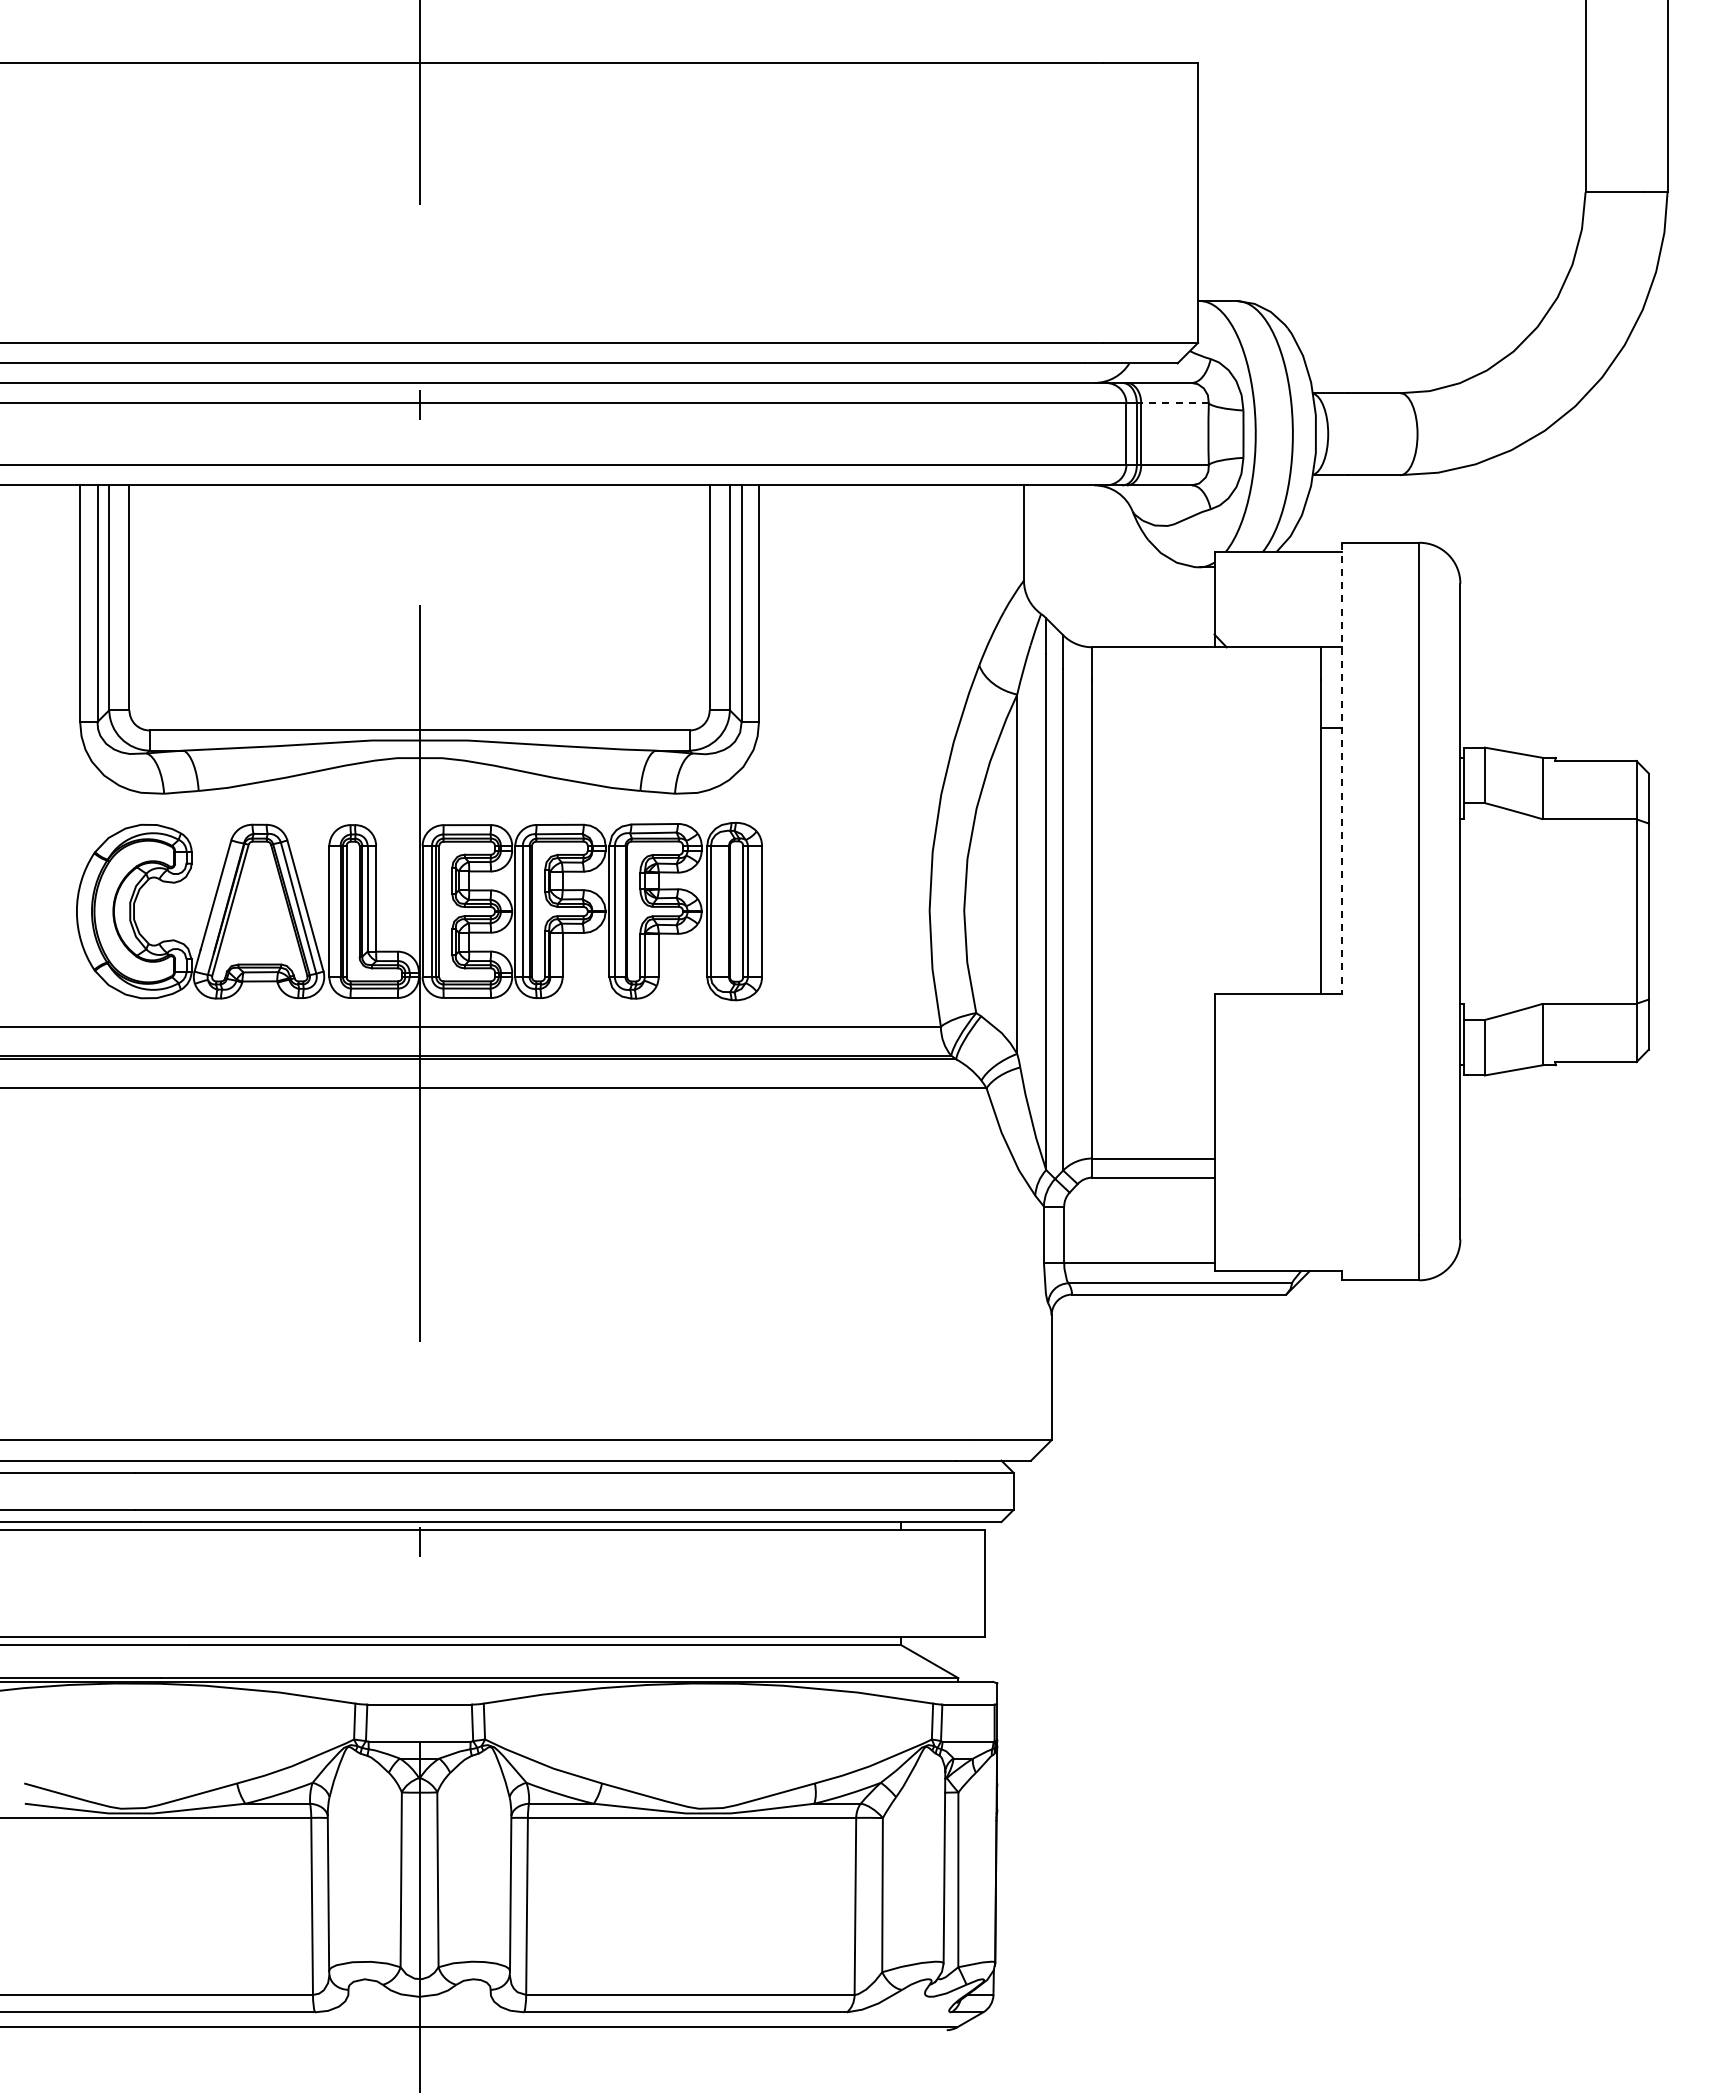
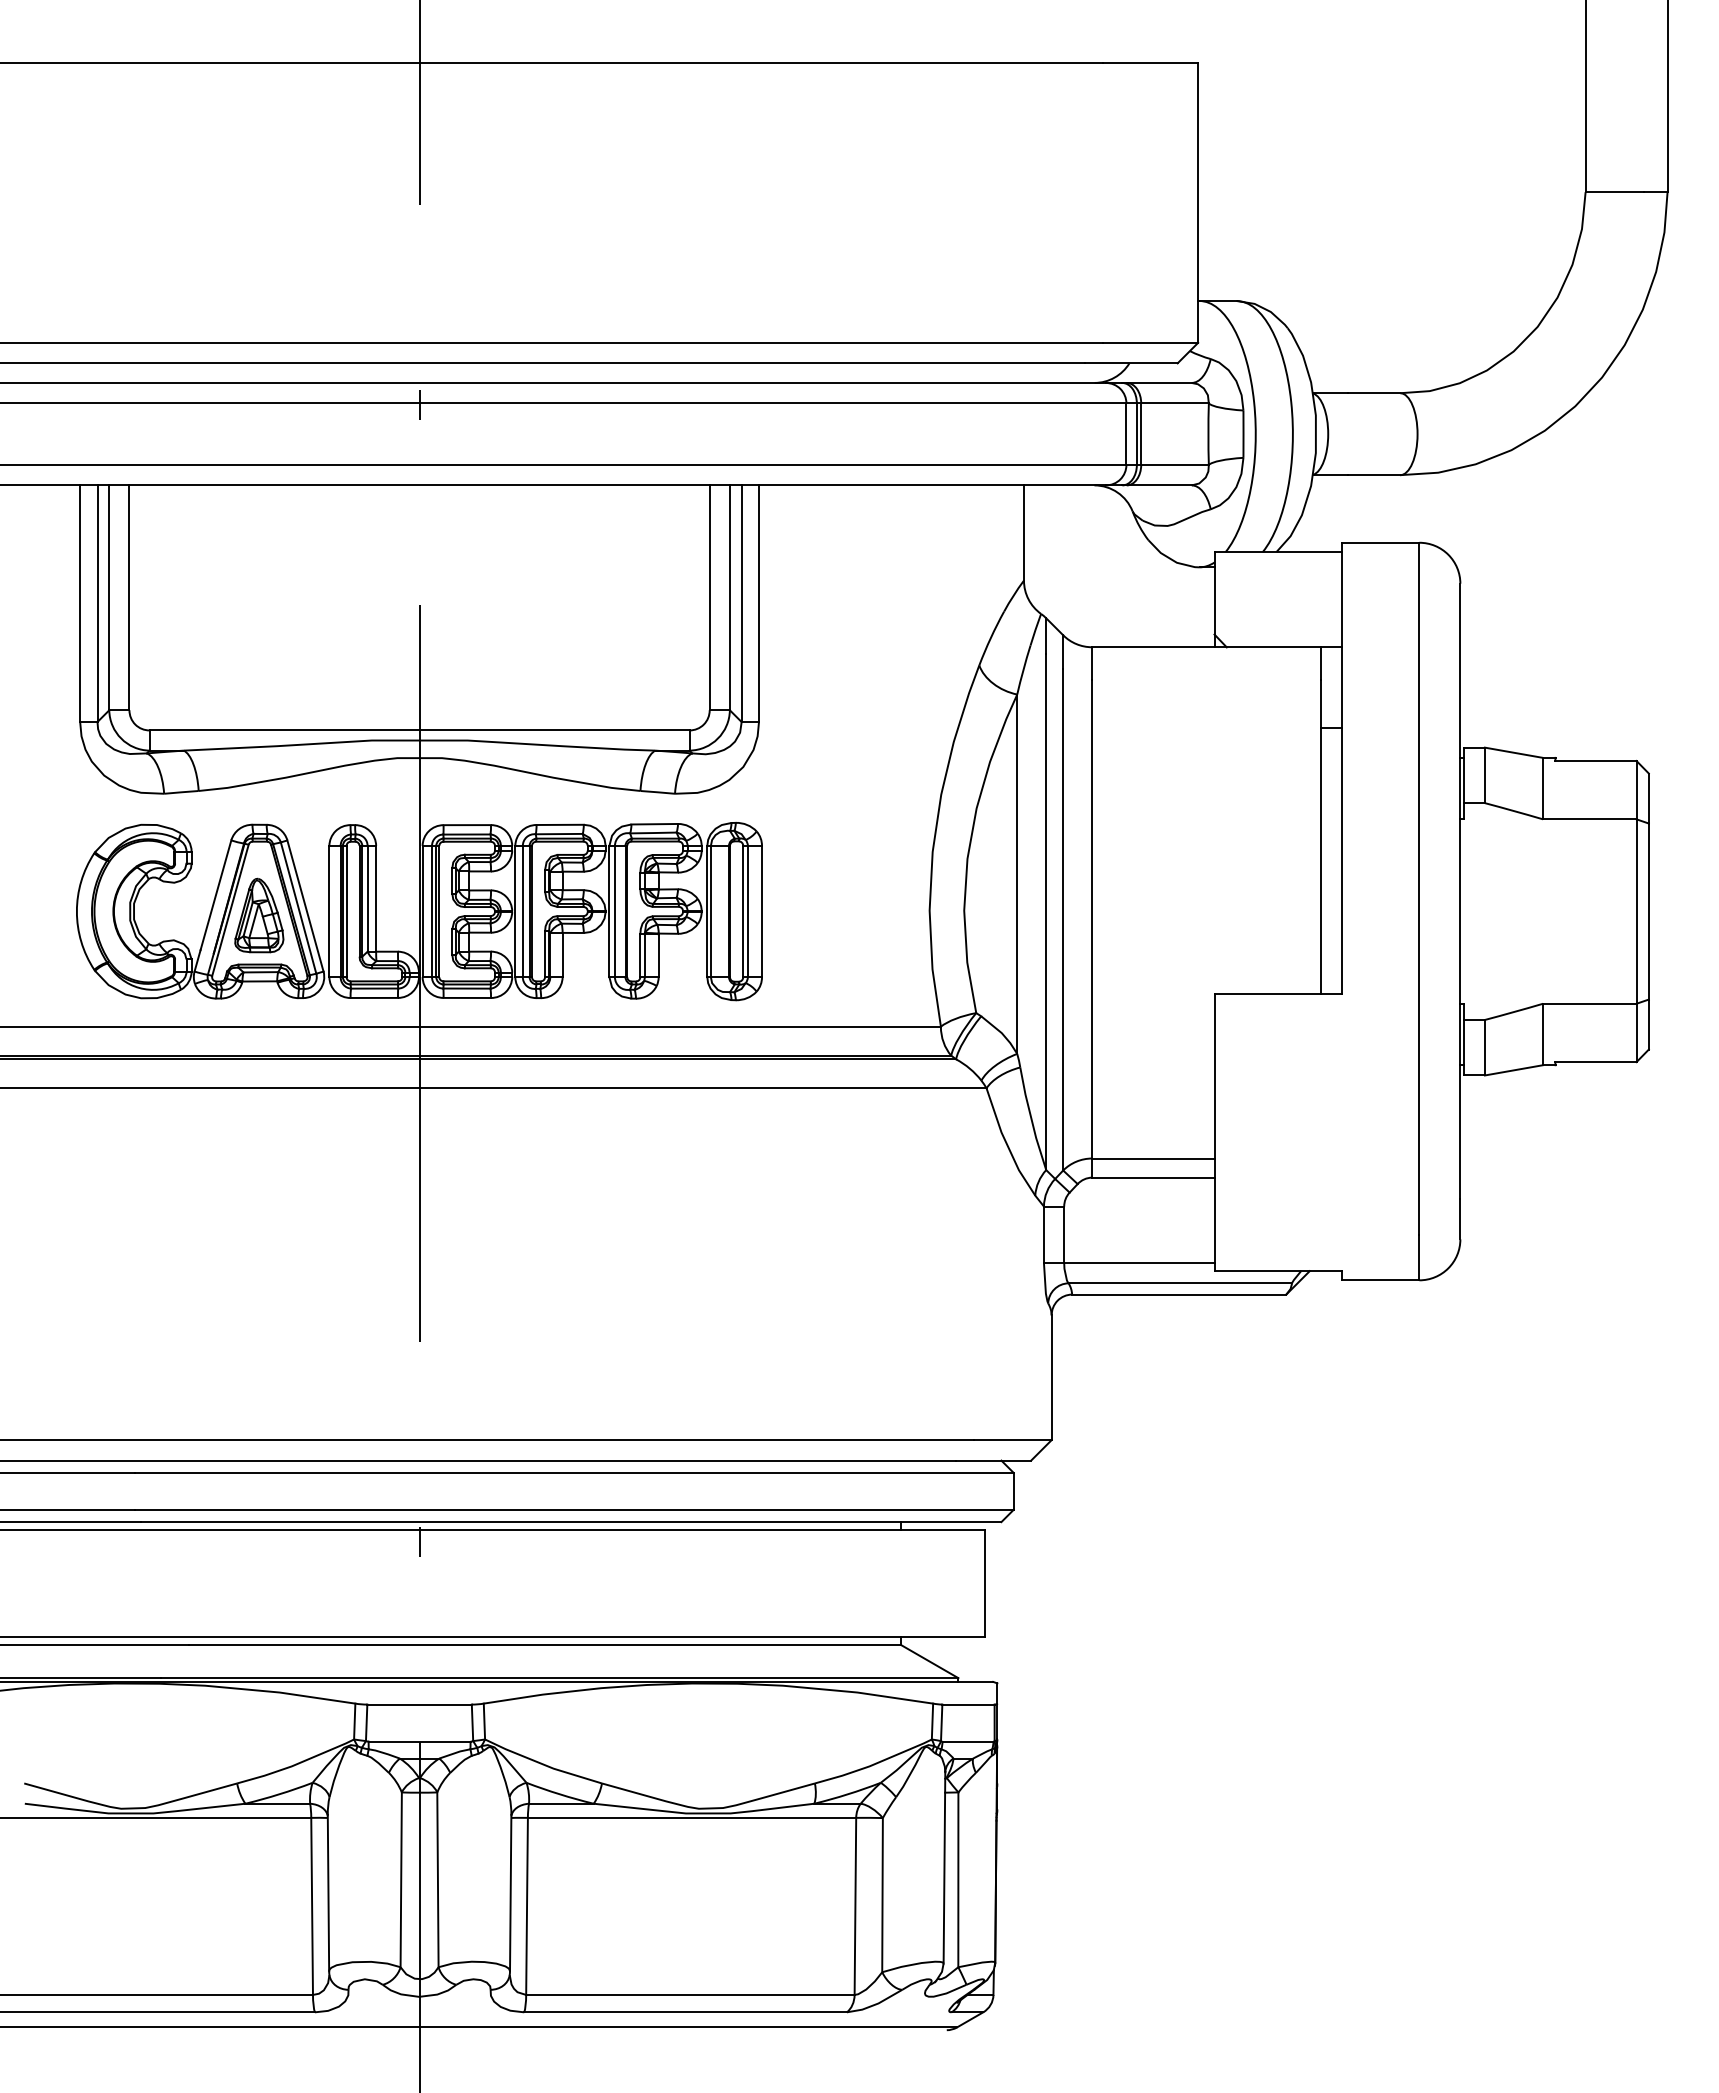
line: dashed -> solid (1175, 403)
line: dashed -> solid (1341, 768)
part: none -> present (259, 915)
